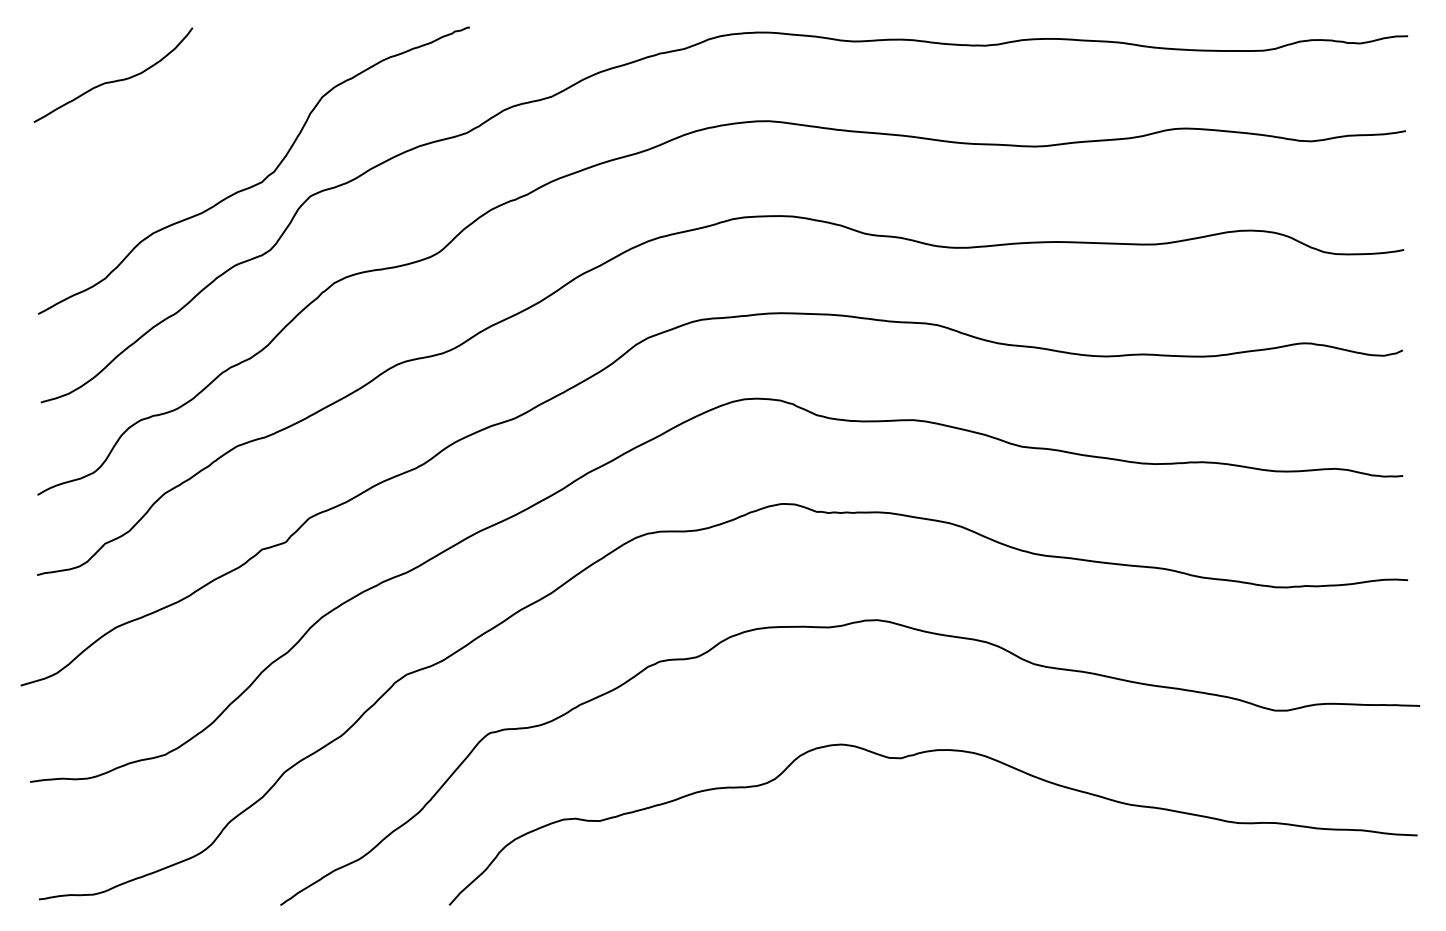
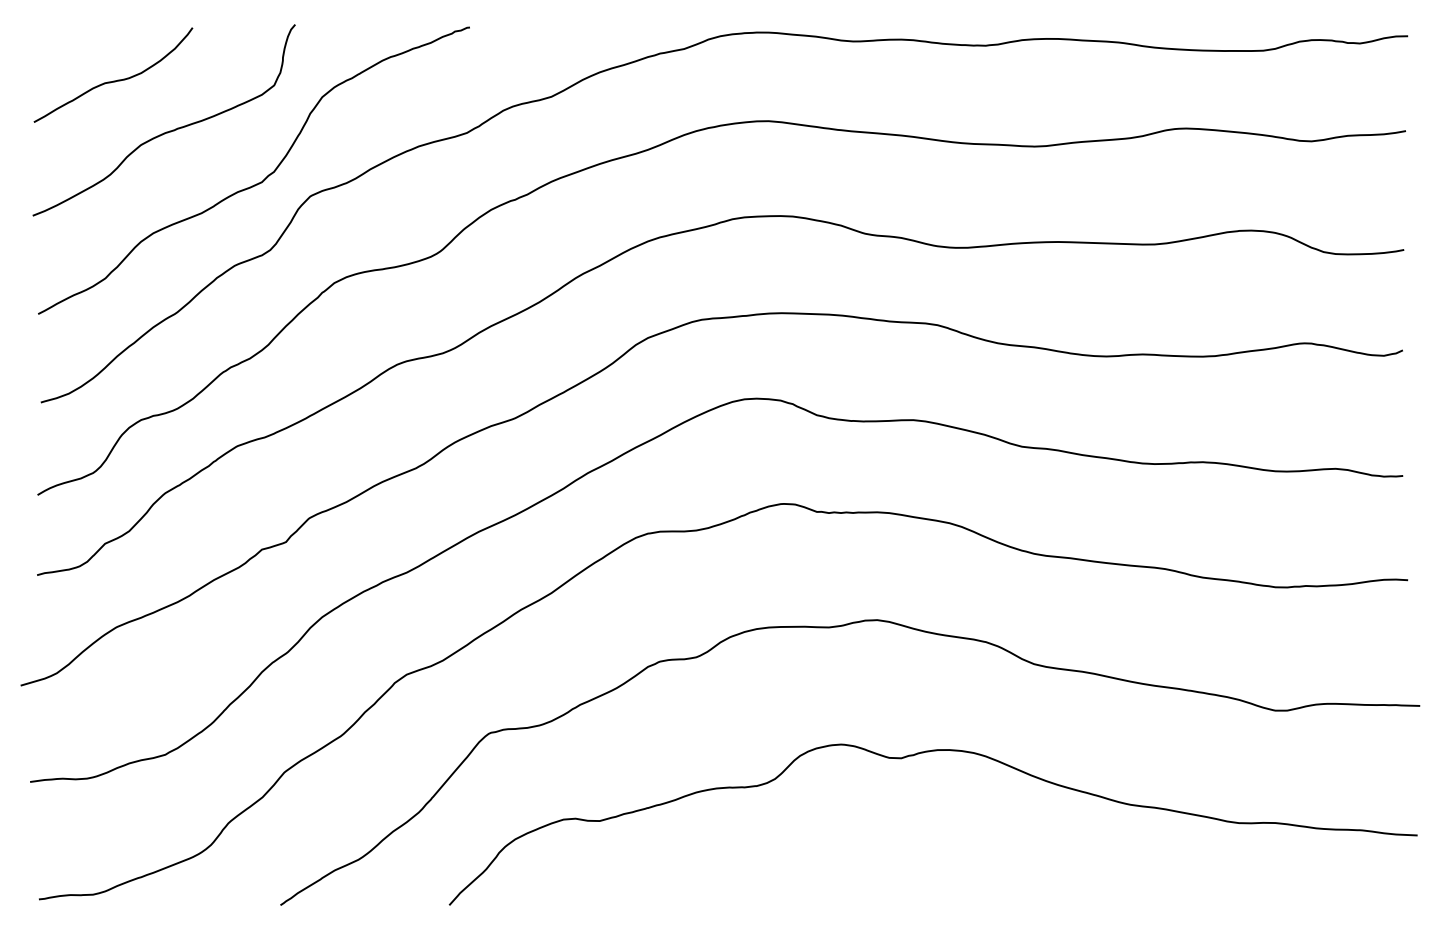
curve: none -> present (166, 131)
